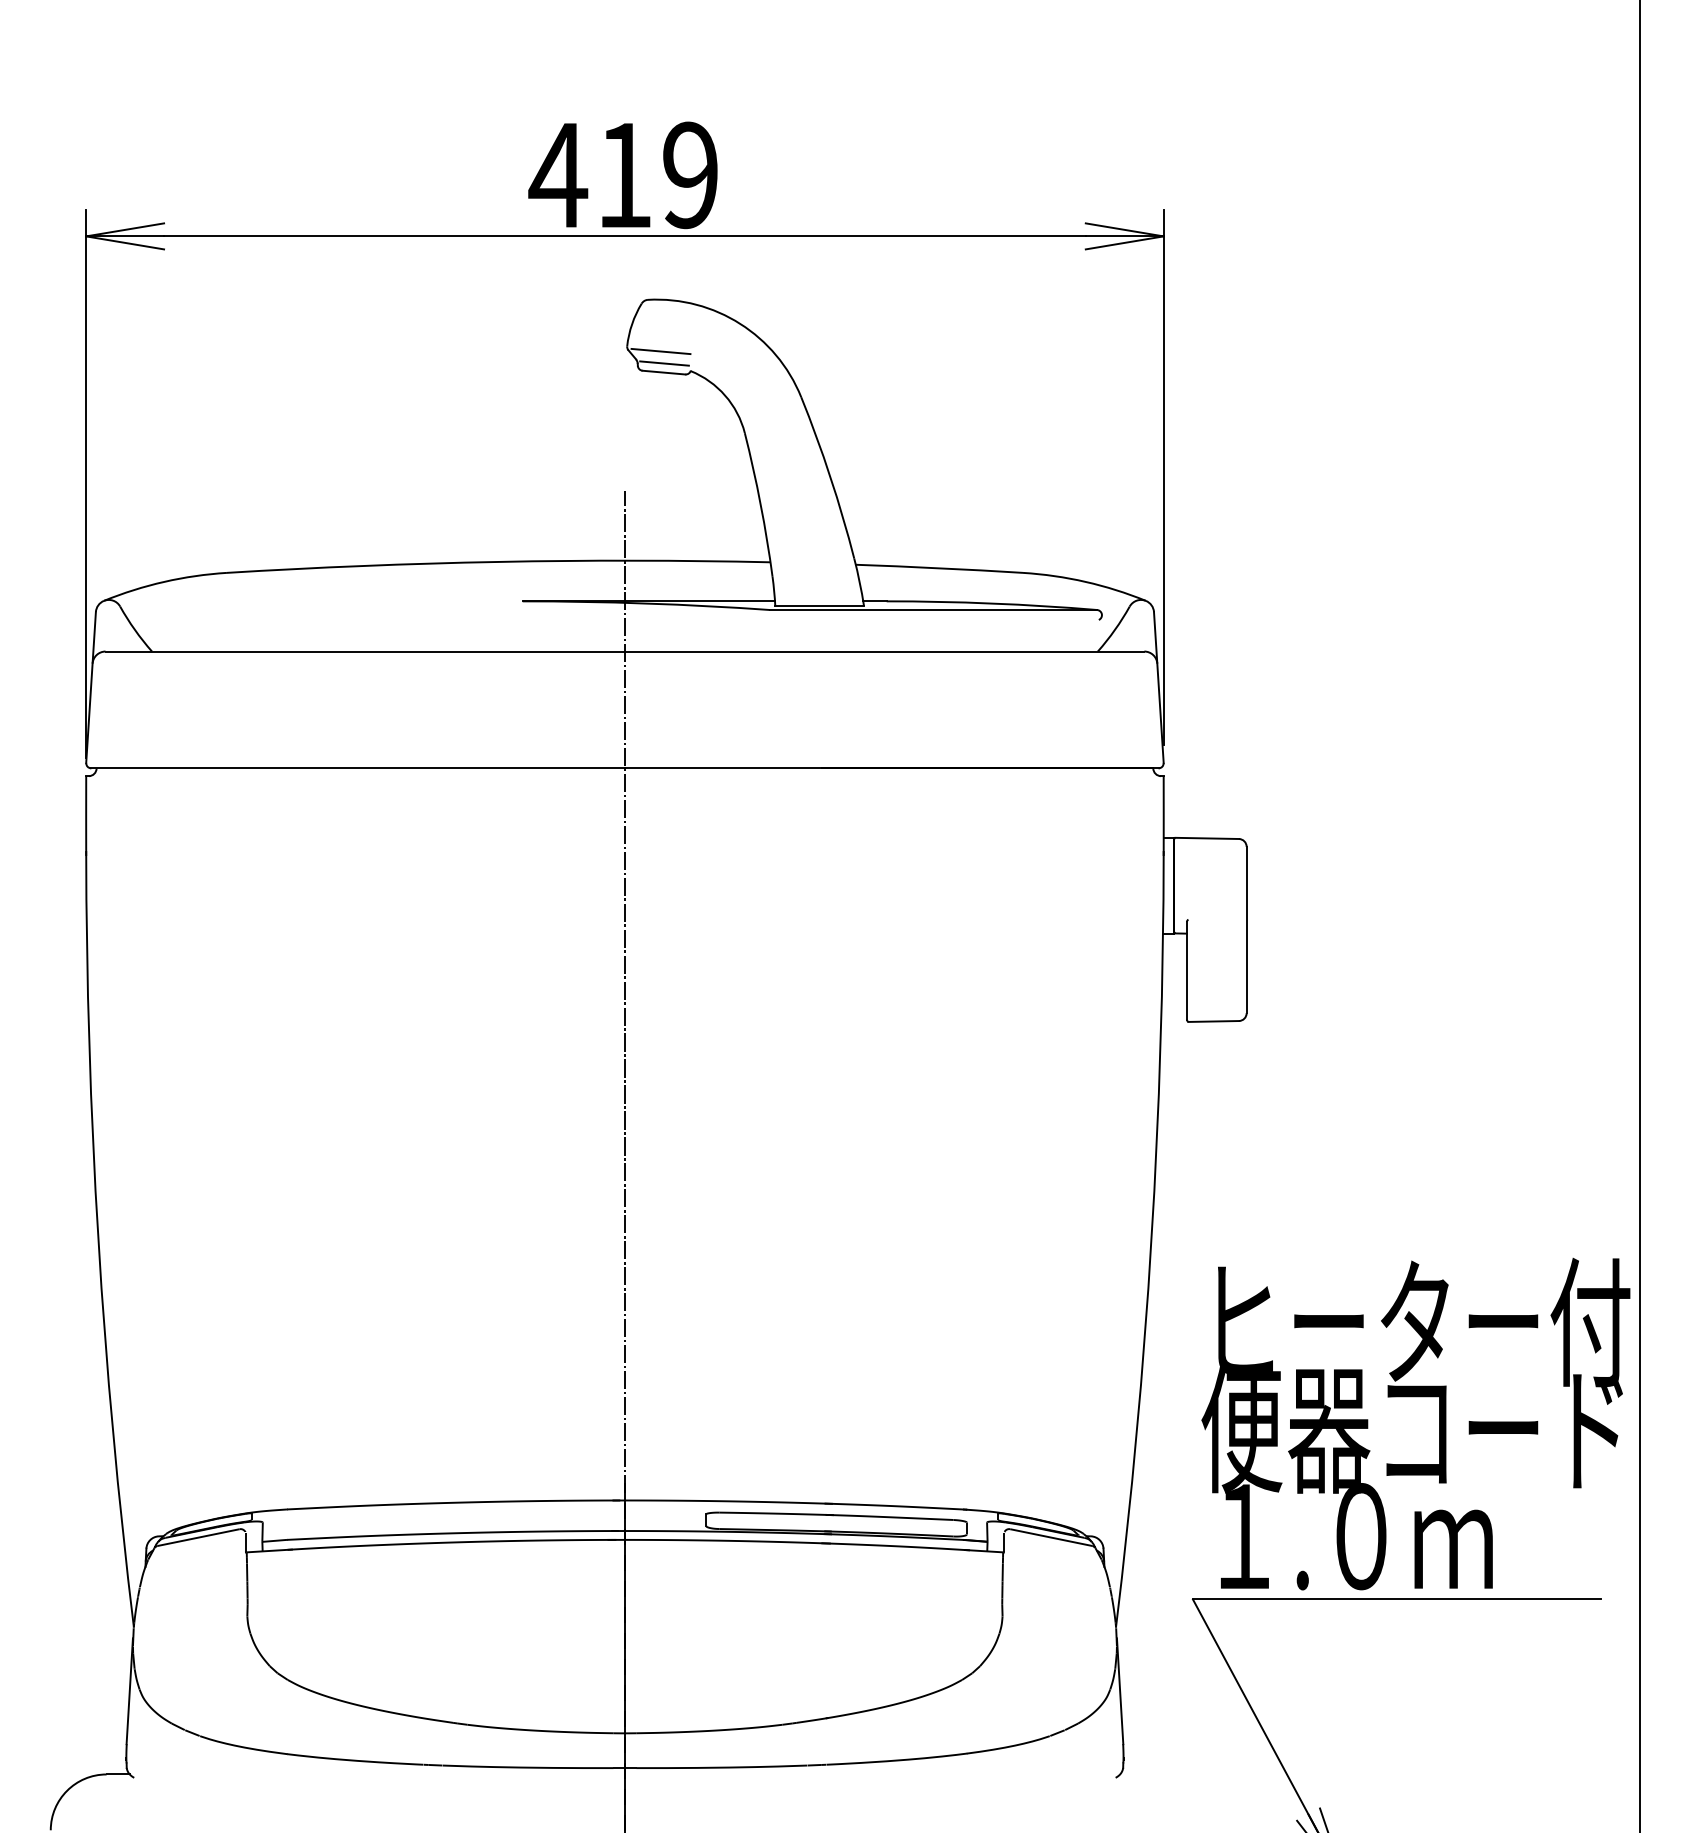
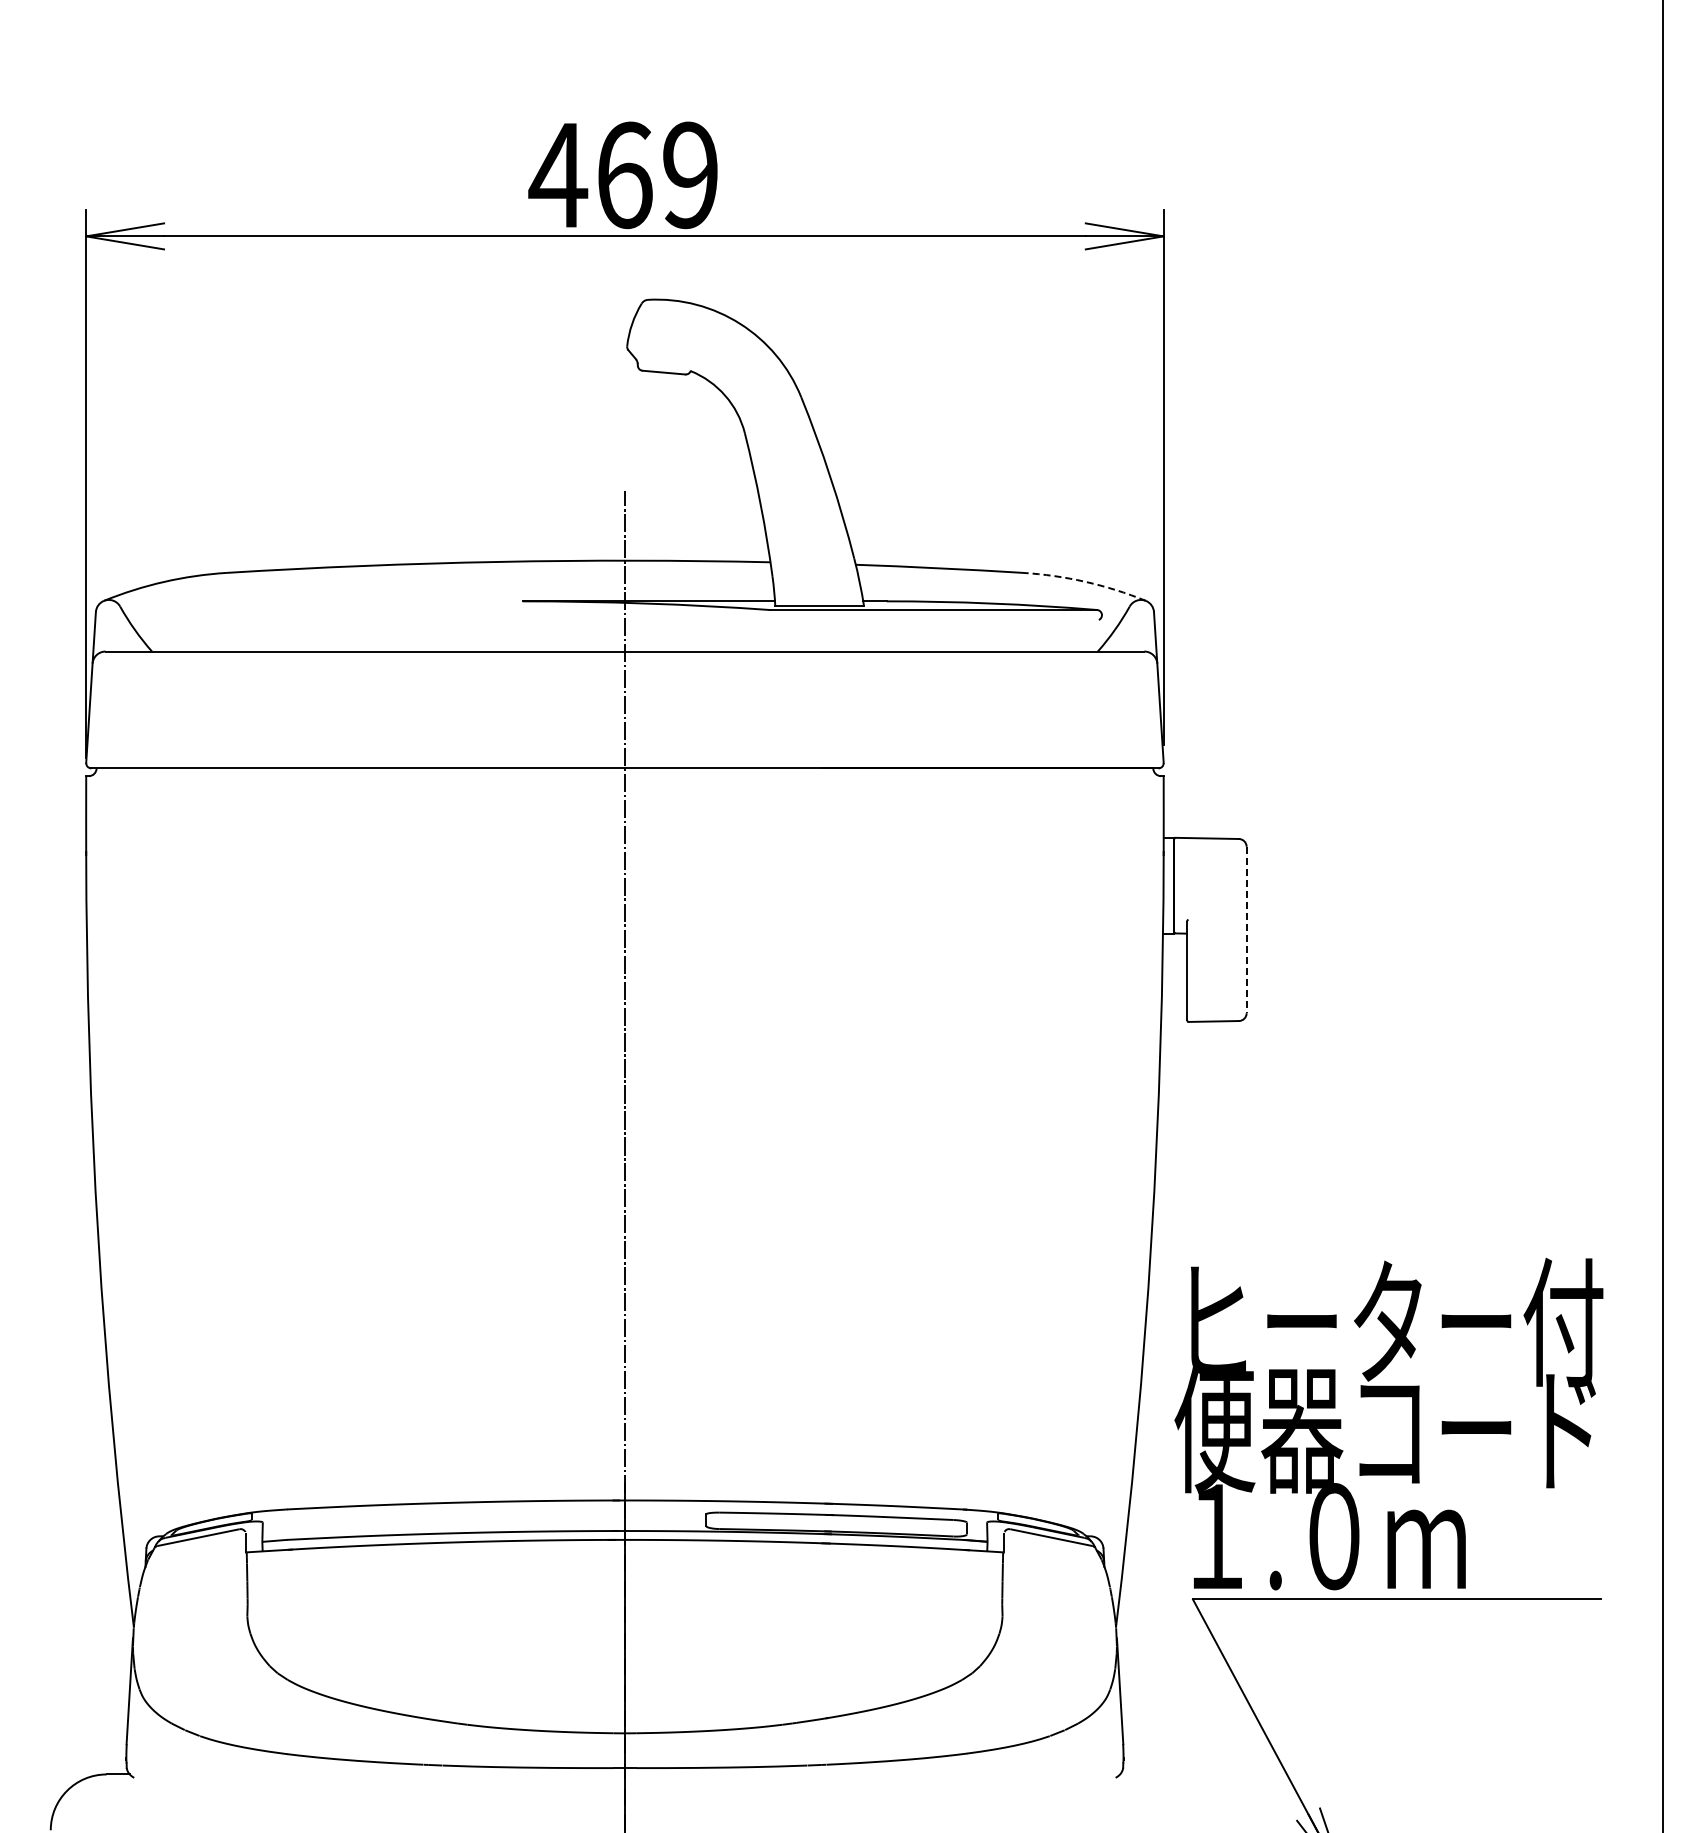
text: 419 -> 469 (625, 175)
line: present -> none (660, 351)
line: present -> none (664, 363)
arc: solid -> dashed (1085, 581)
line position: (1640, 915) -> (1663, 915) (1663, 915)
line: solid -> dashed (1246, 930)
text position: (1415, 1423) -> (1388, 1423) (1388, 1423)
